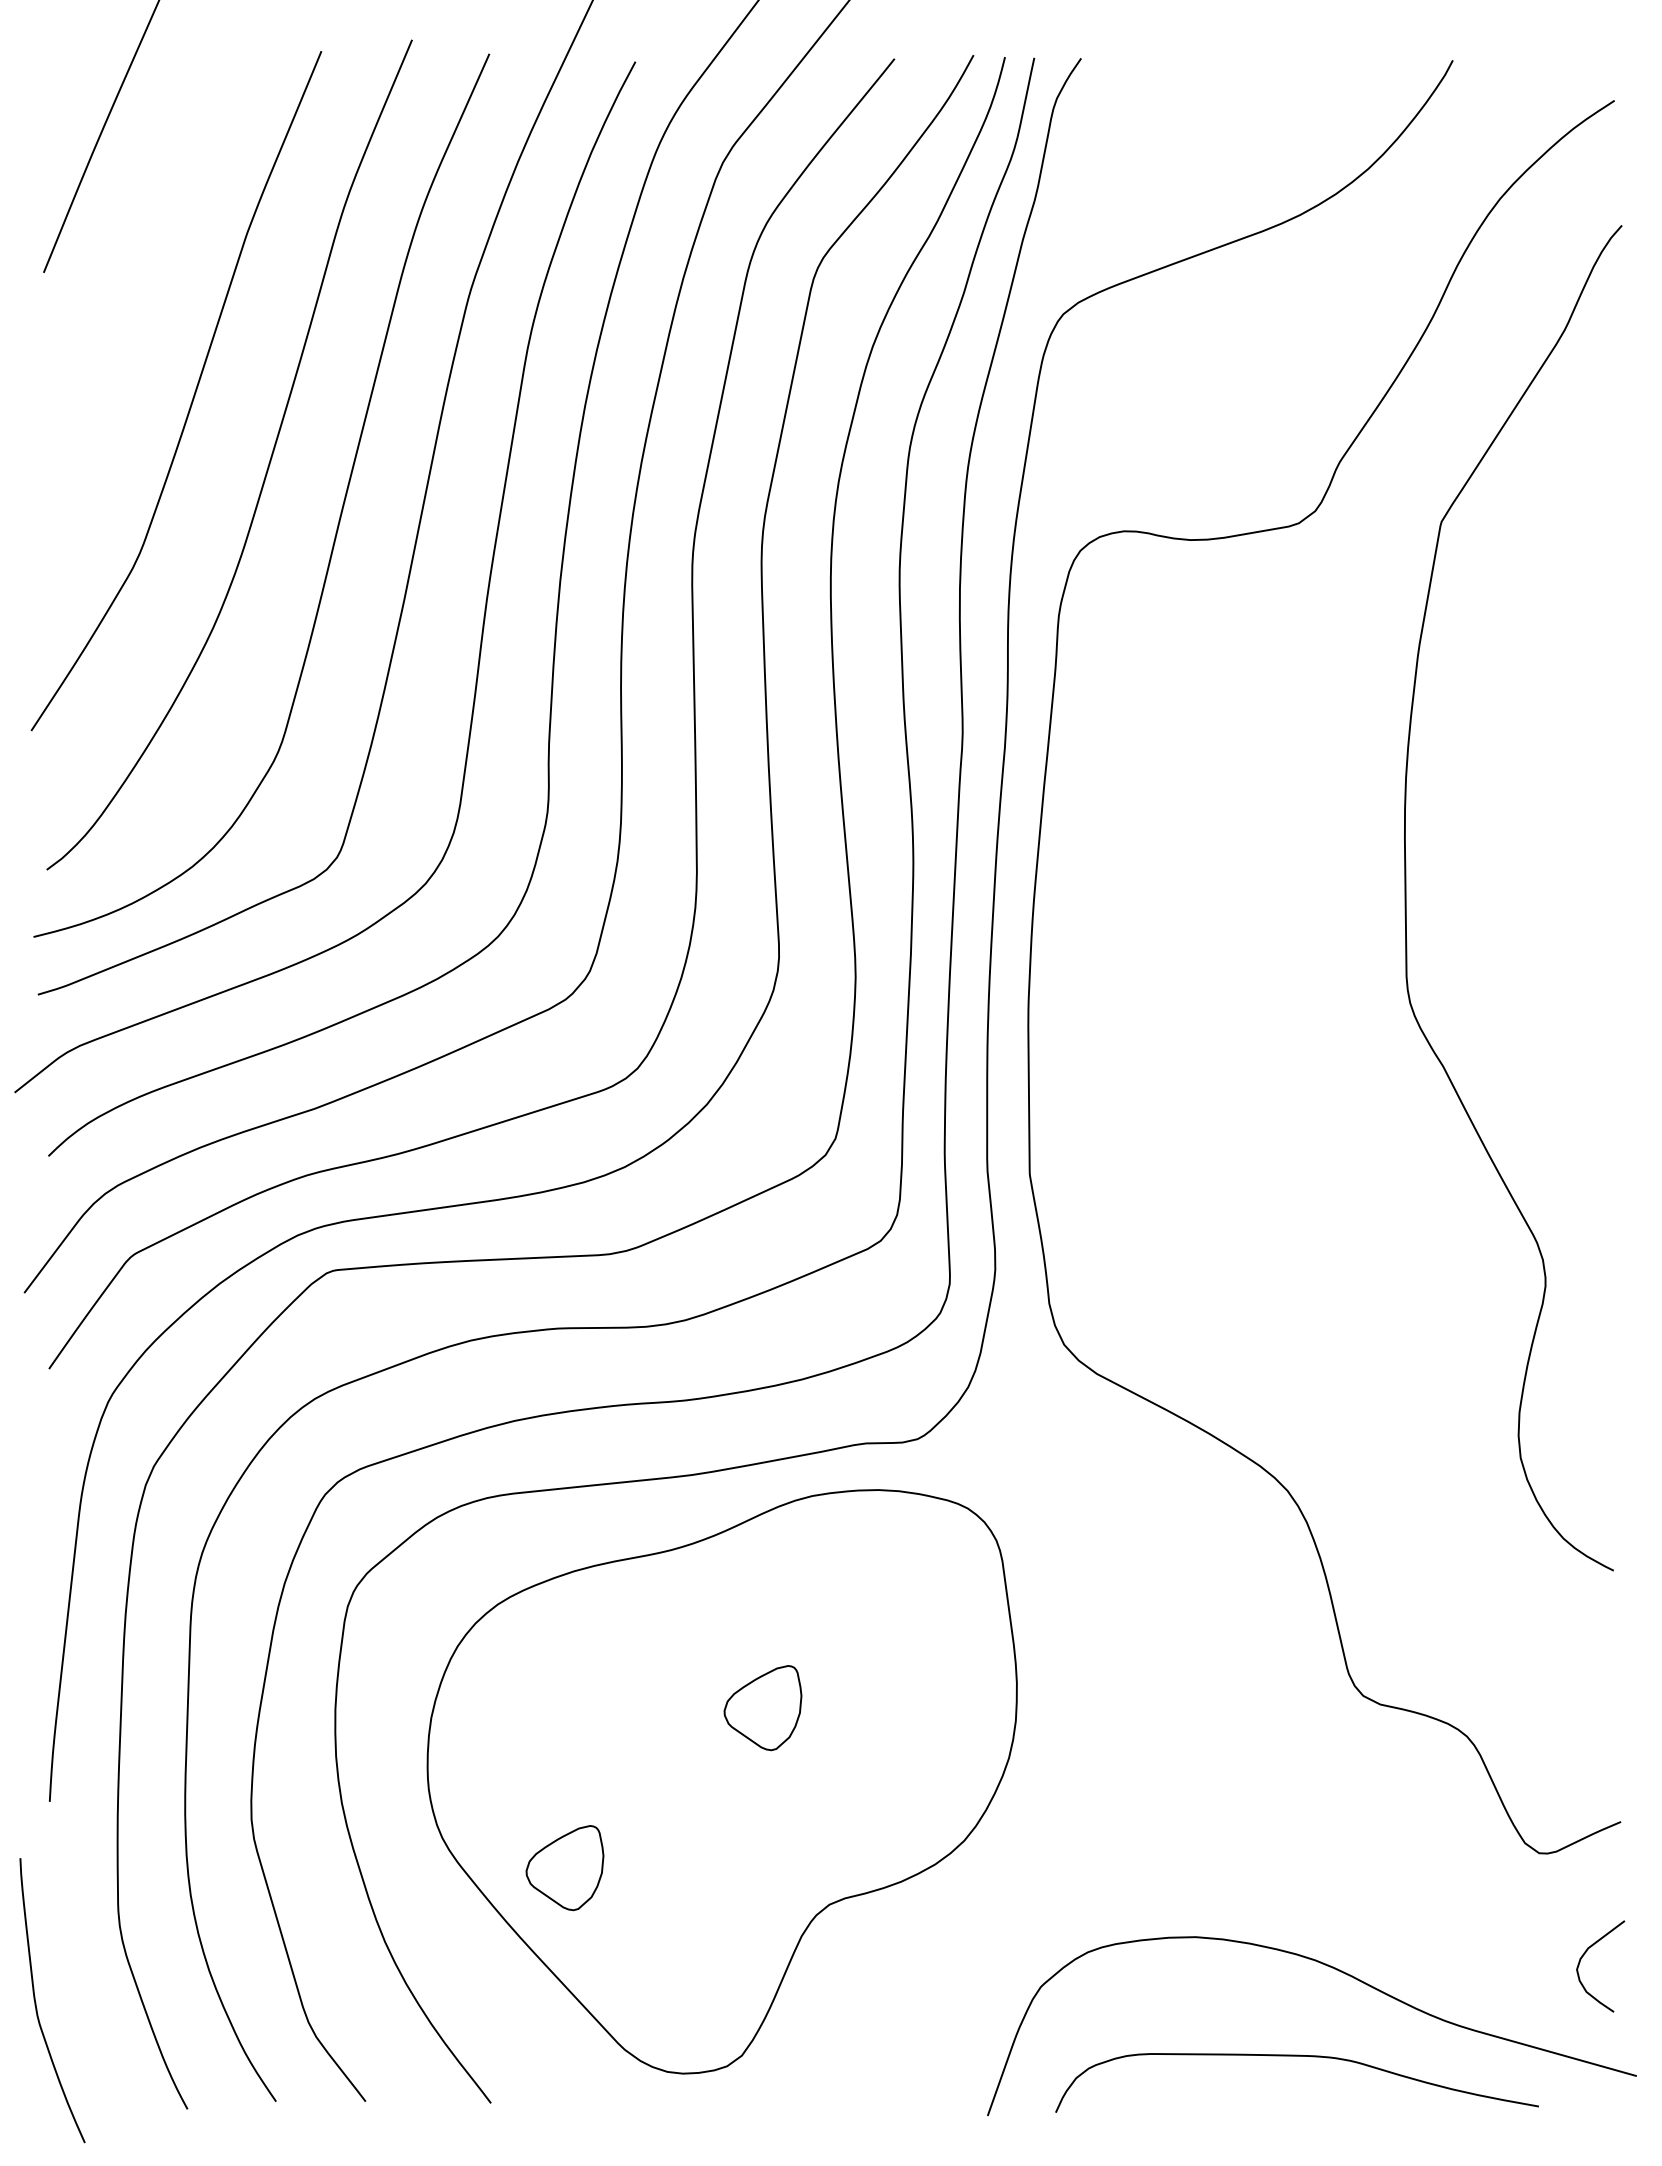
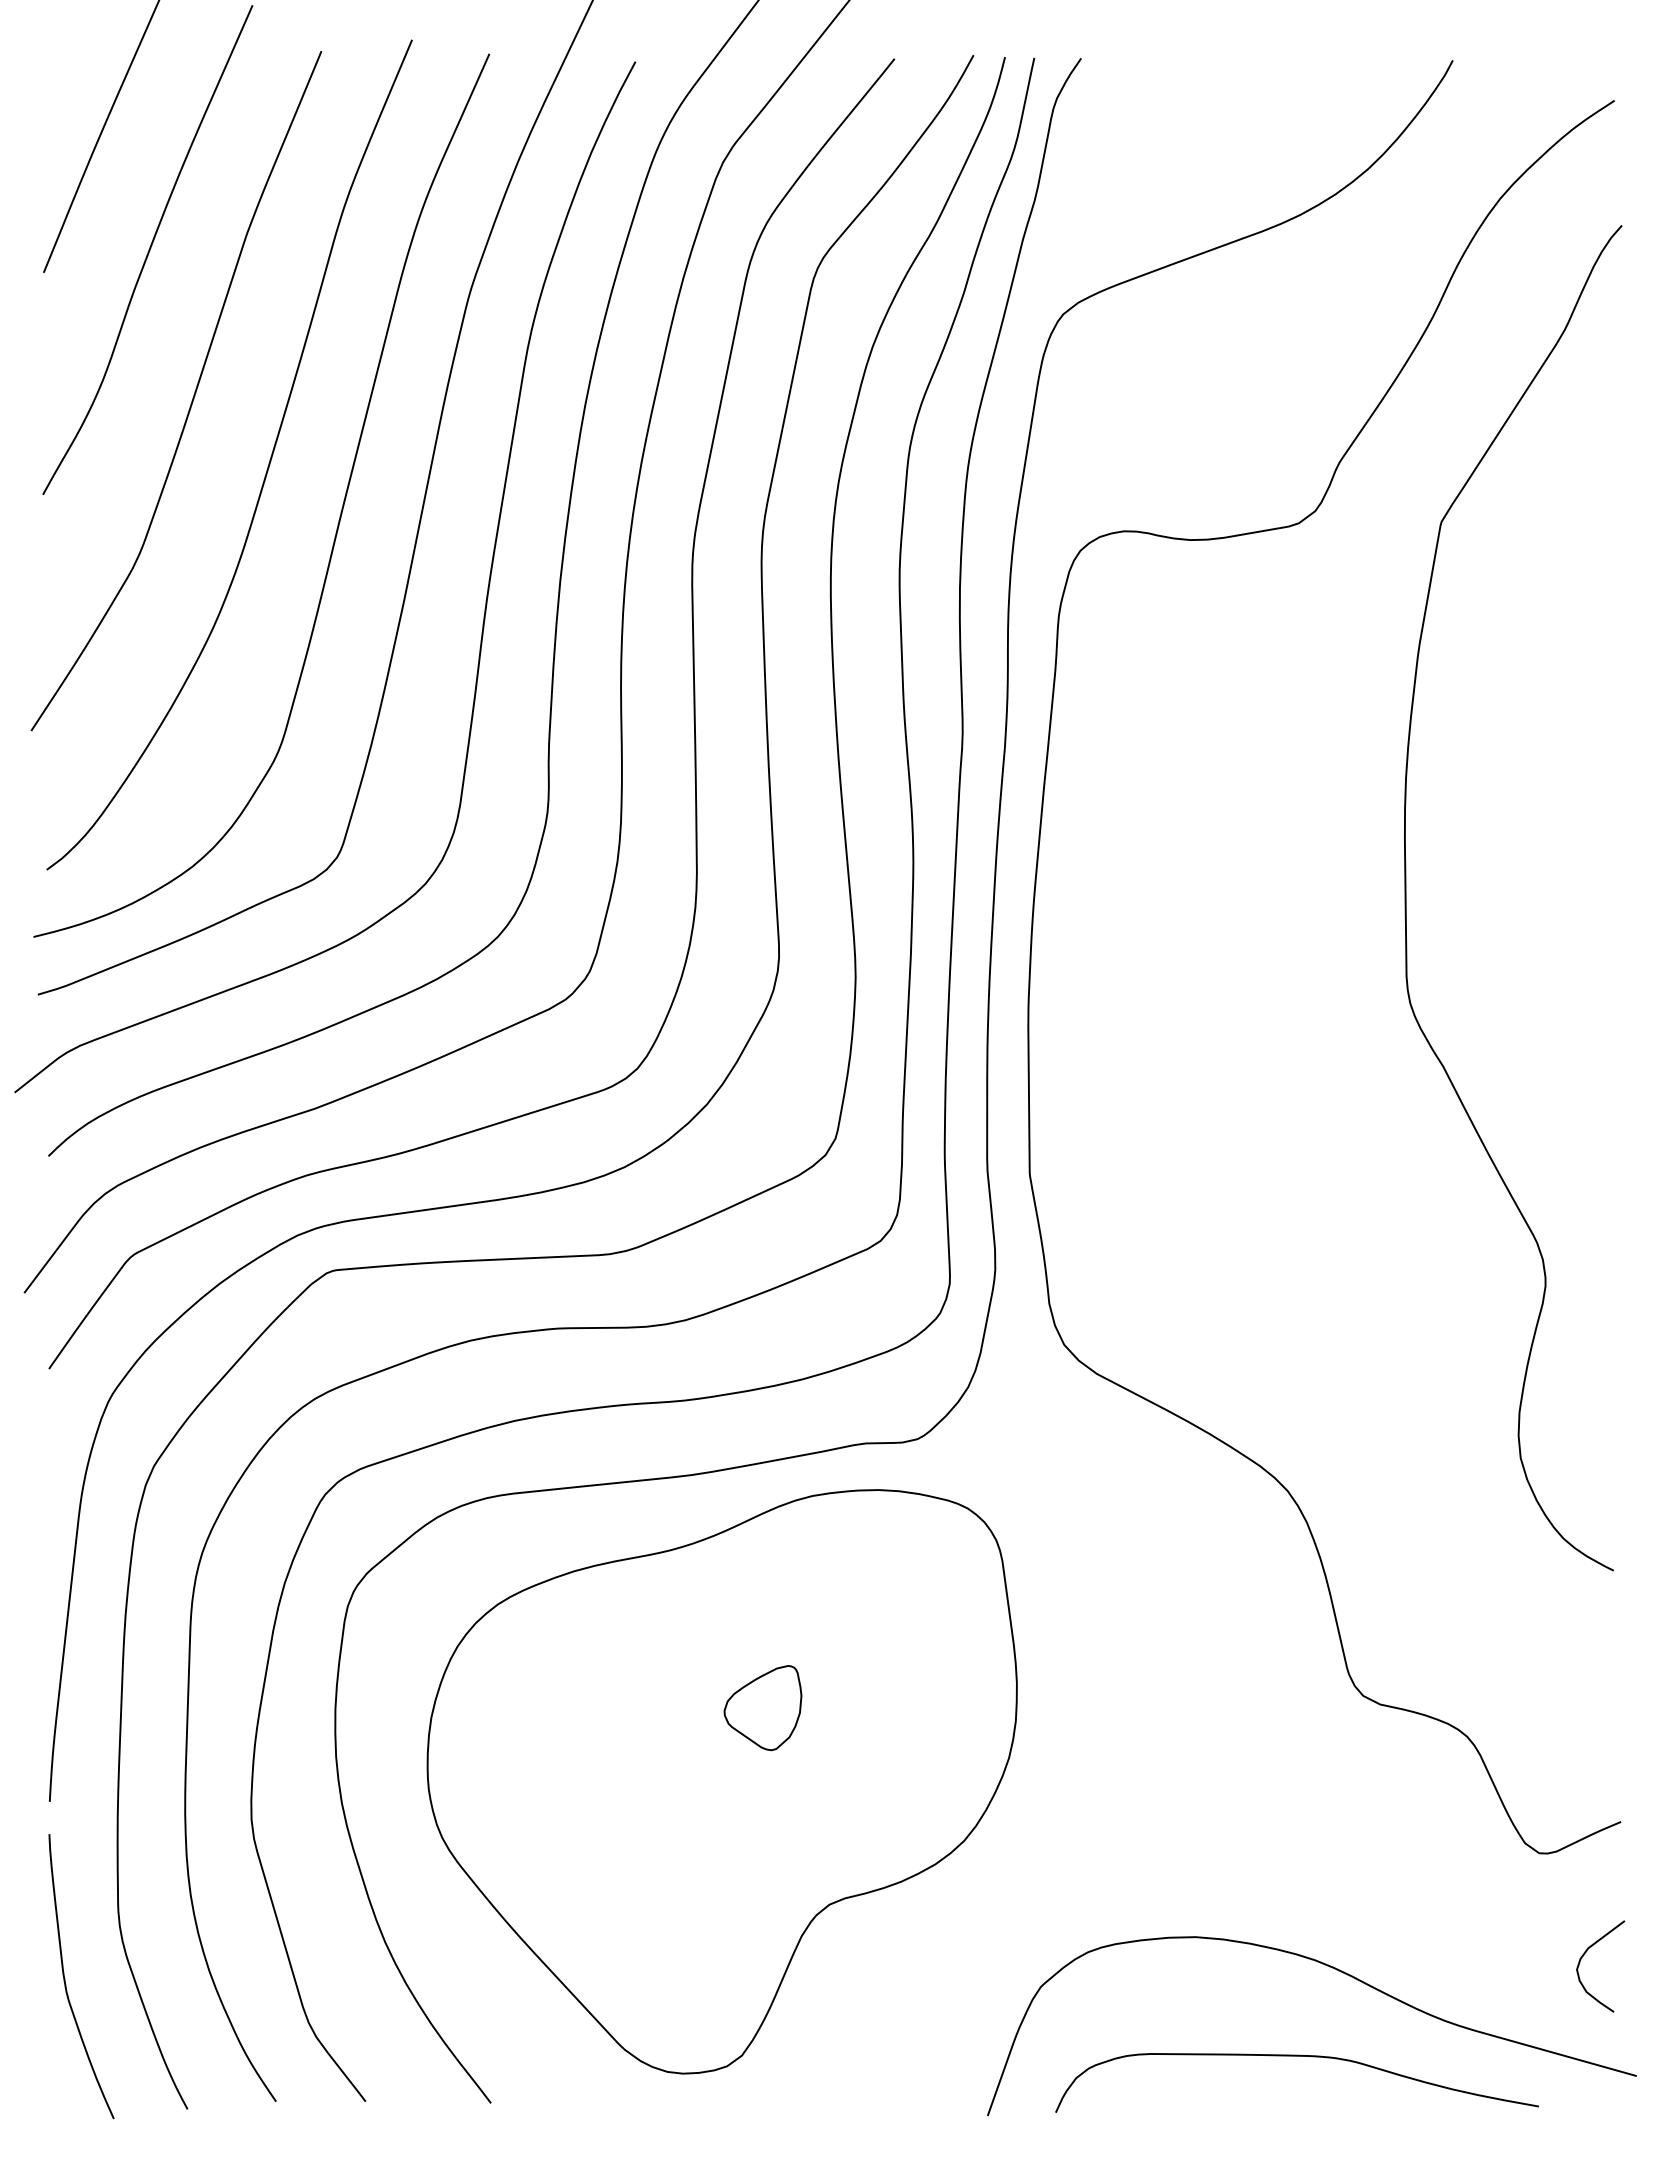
curve: none -> present (148, 249)
part: present -> none (564, 1868)
curve position: (36, 2002) -> (65, 1978) (65, 1978)
